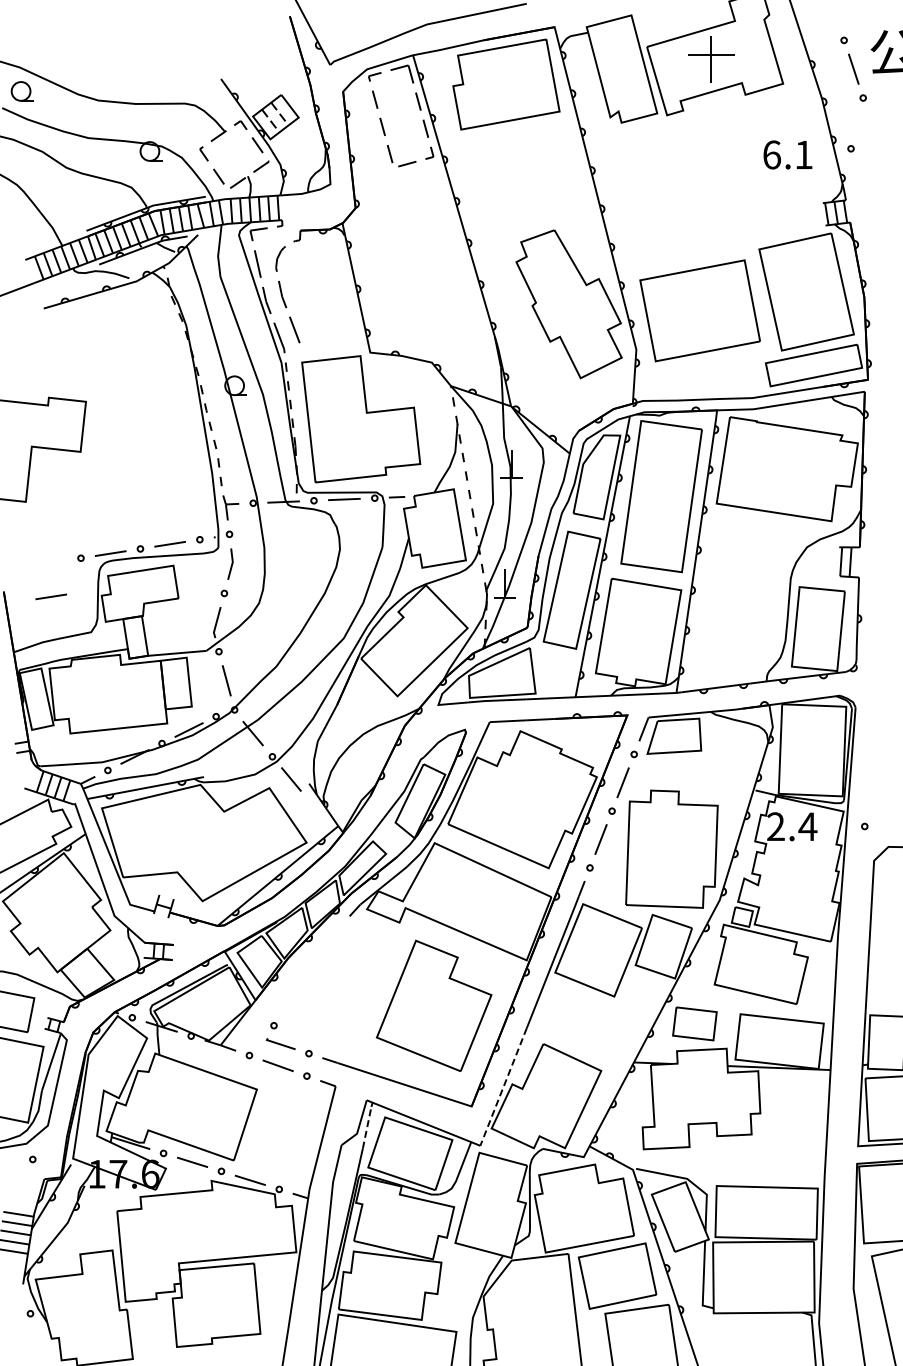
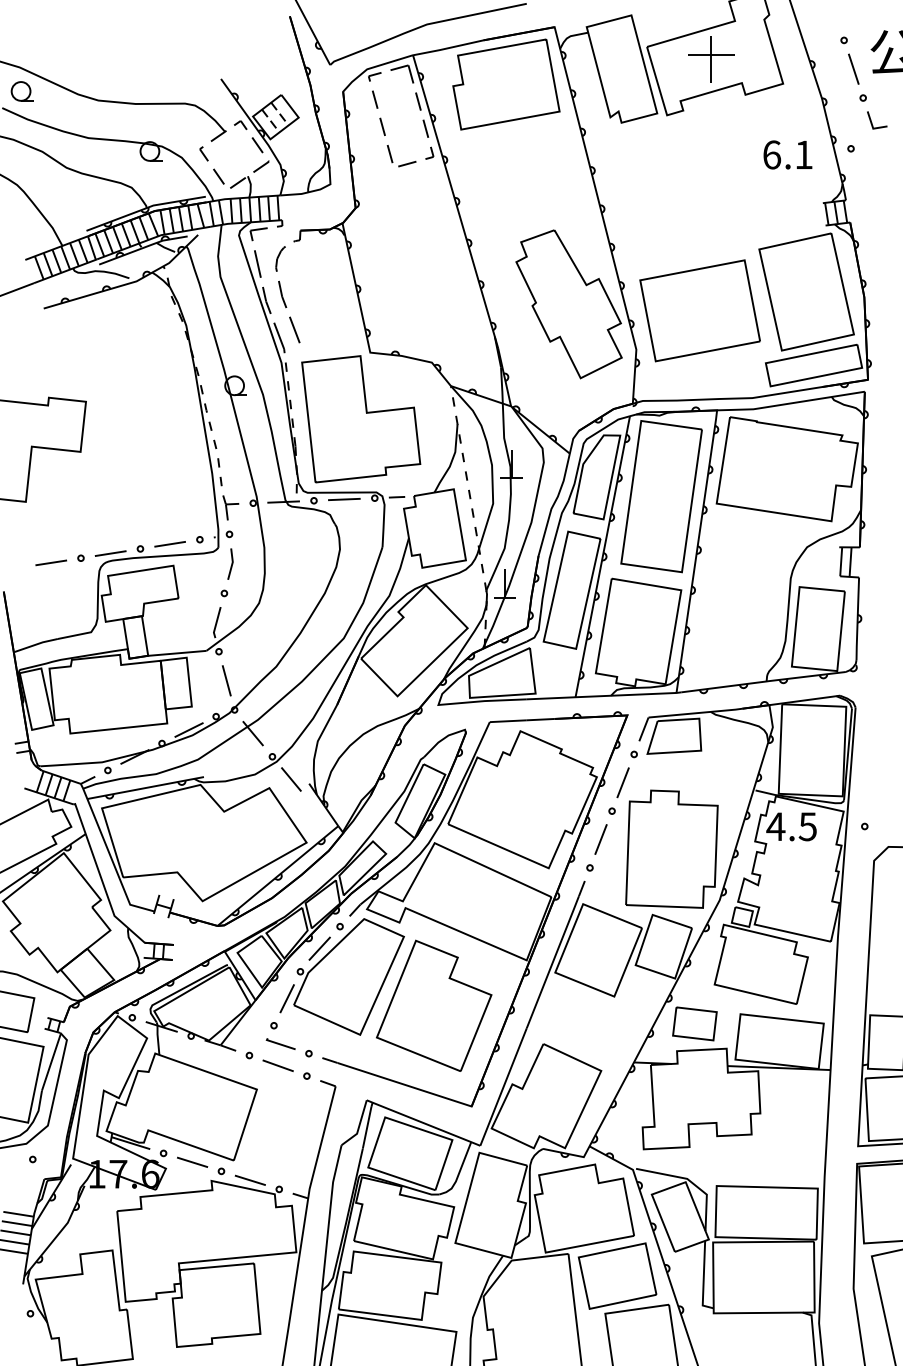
line: none -> present (872, 122)
line position: (50, 596) -> (50, 562) (50, 562)
text: 2.4 -> 4.5 (791, 826)
part: none -> present (341, 976)
line: dashed -> solid (503, 1087)
line: dashed -> solid (367, 1127)
